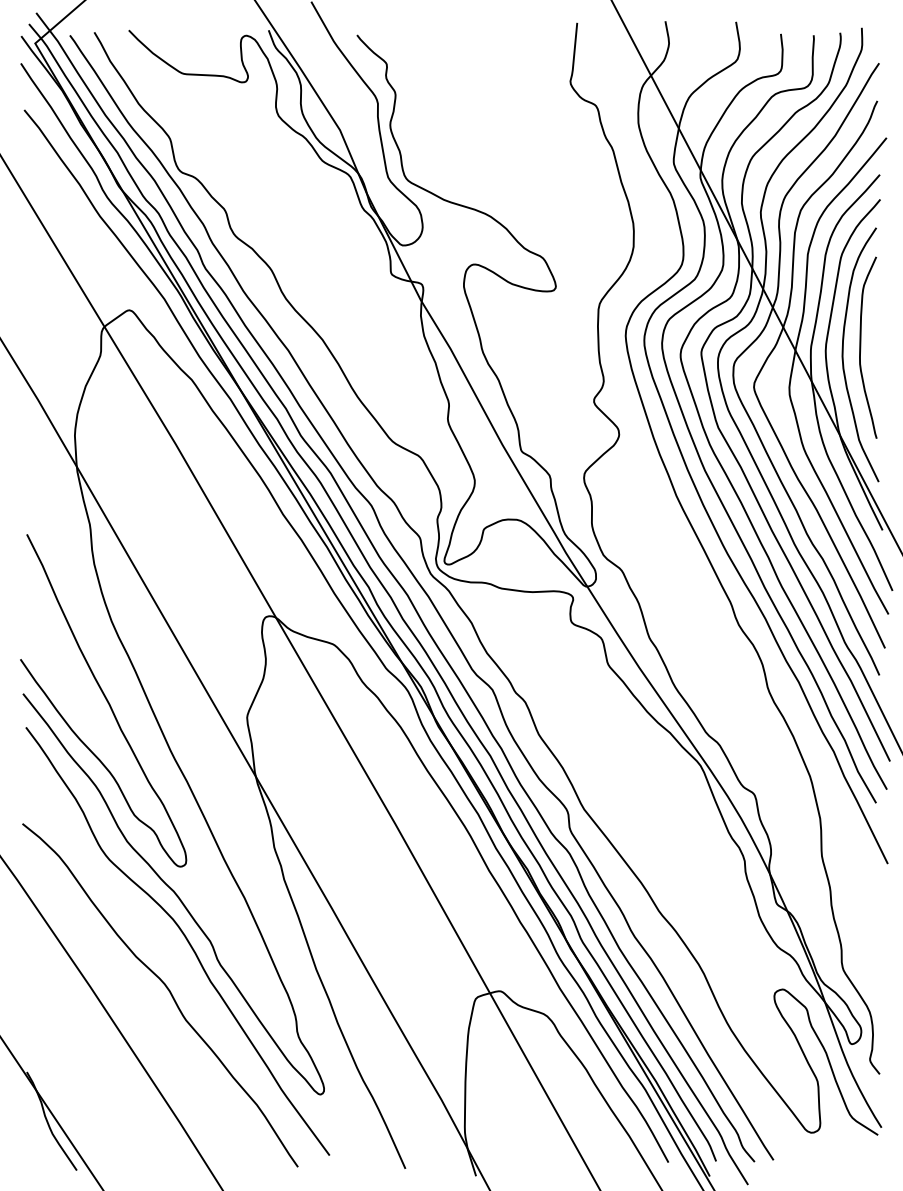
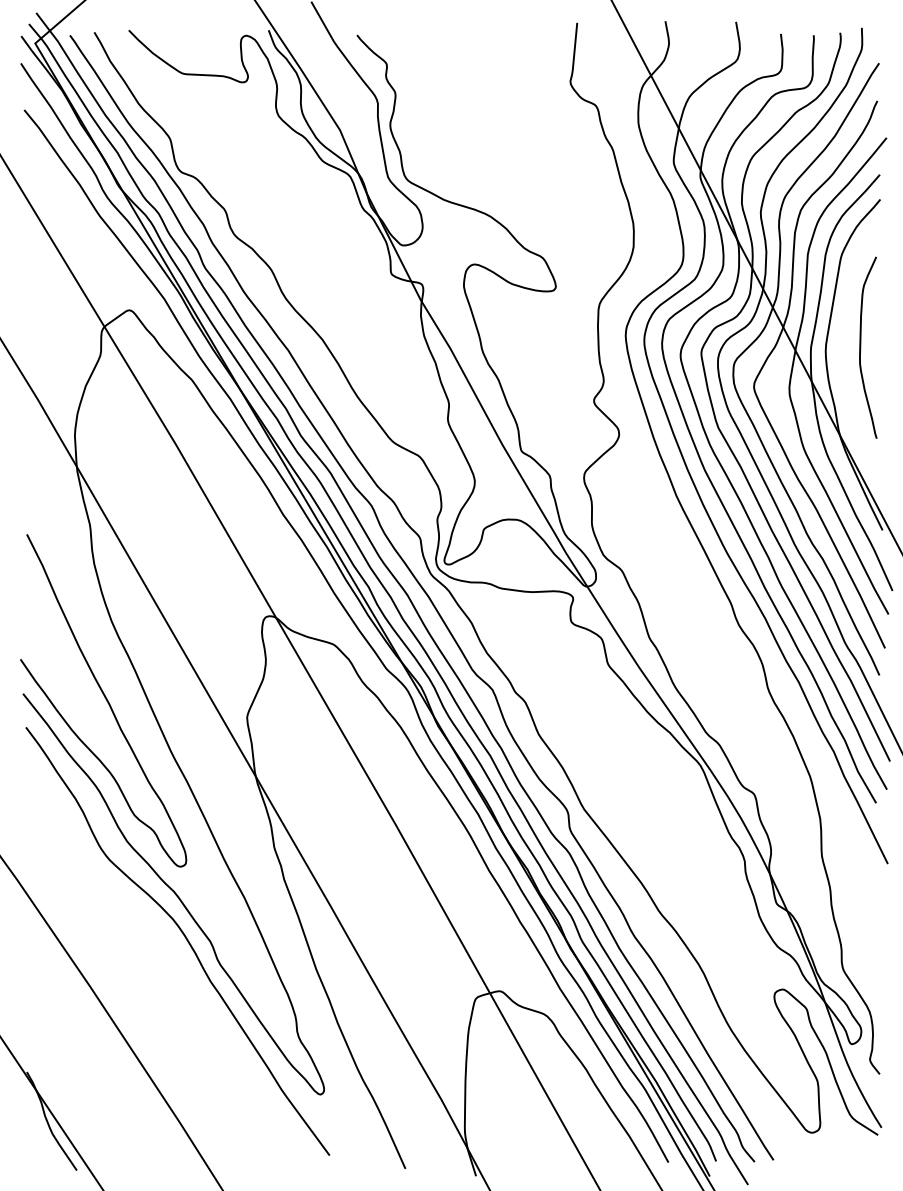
curve: present -> none (843, 354)
curve: present -> none (168, 991)
